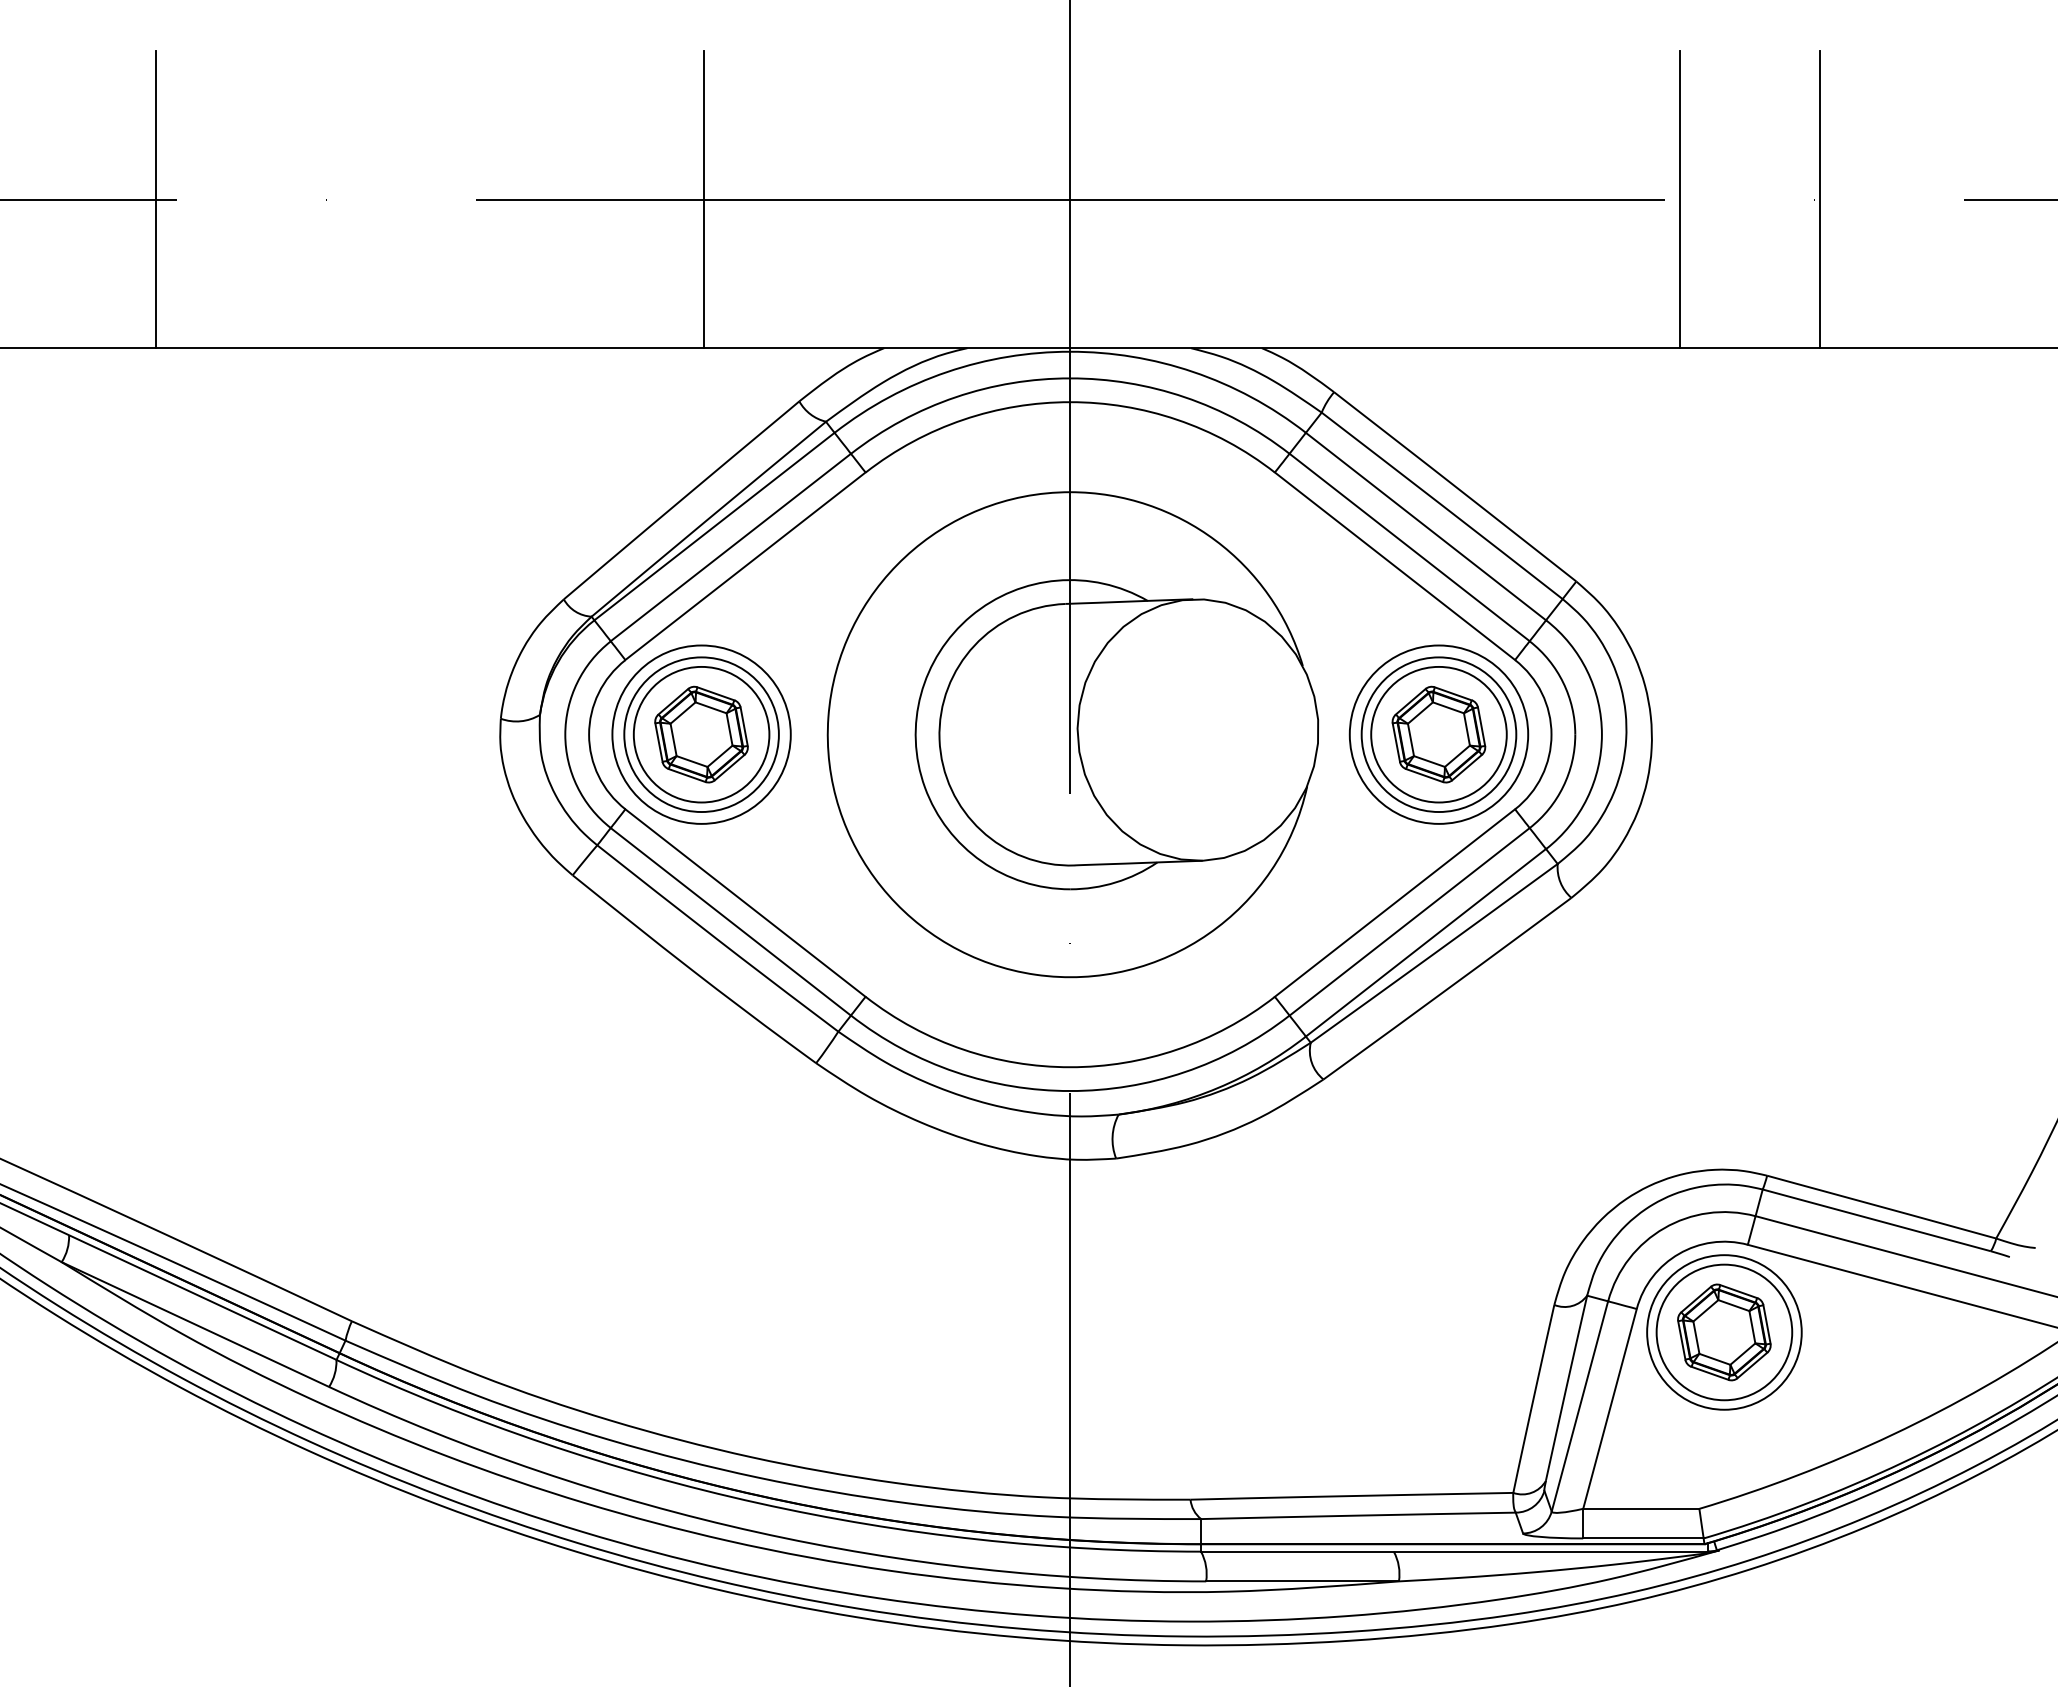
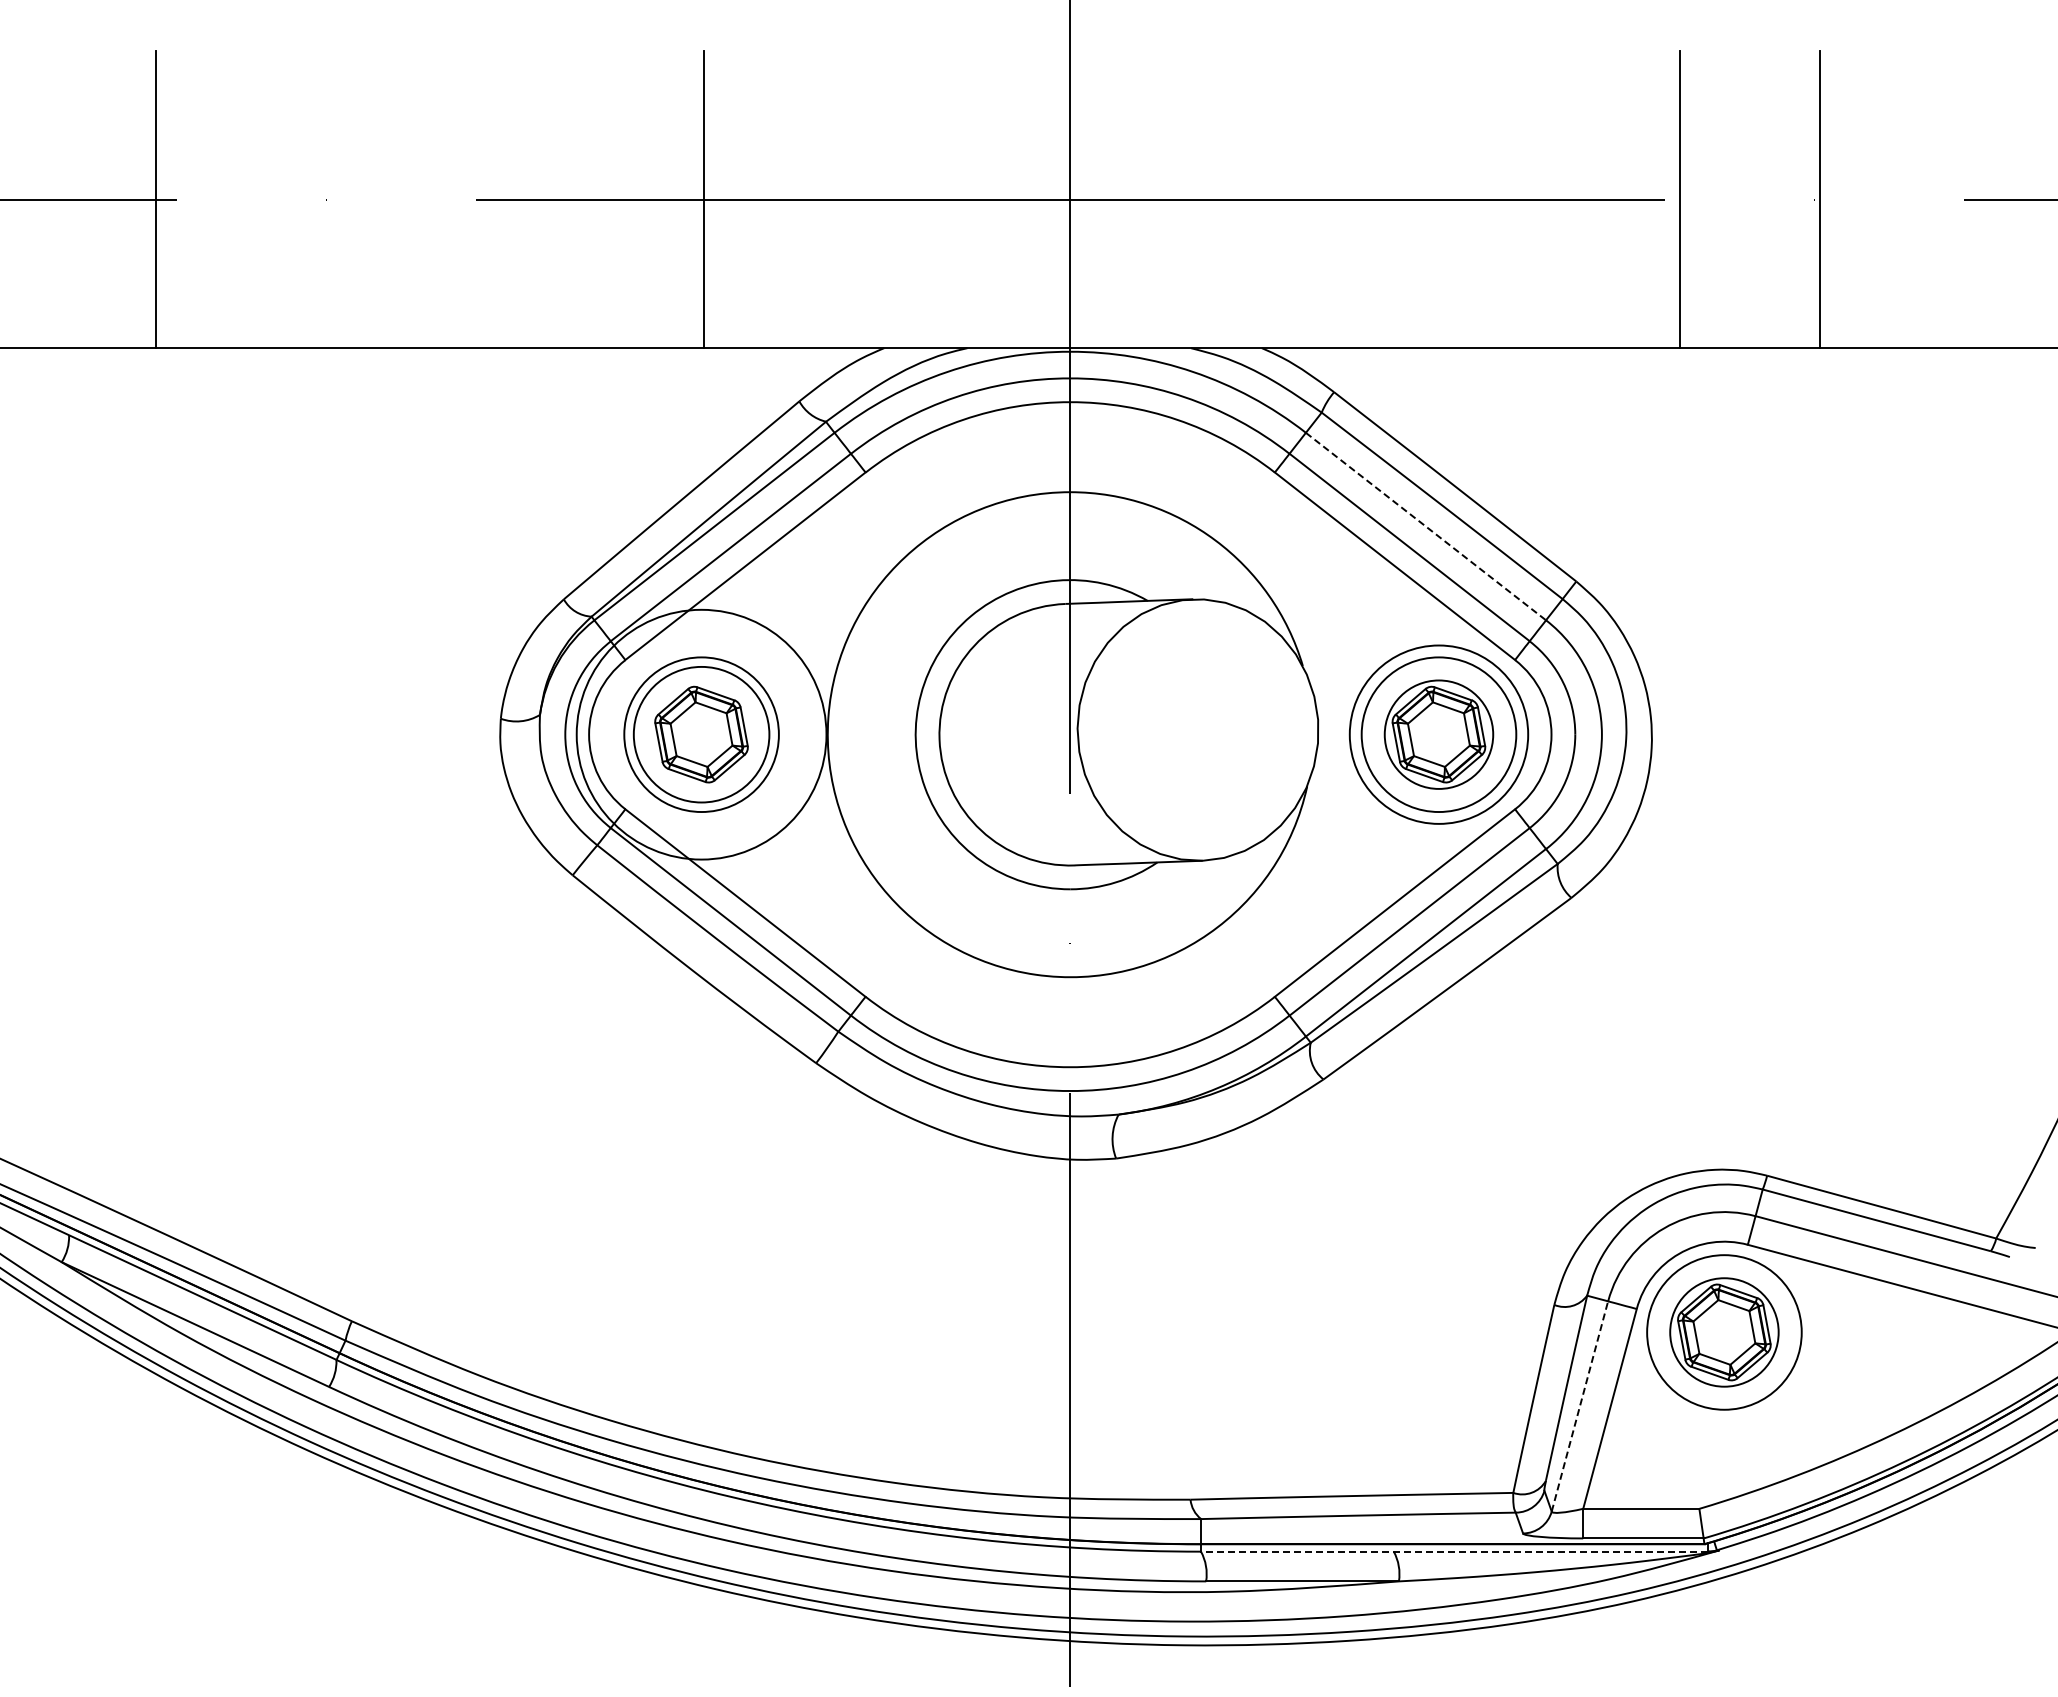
line: solid -> dashed (1426, 526)
circle diameter: 178 px -> 250 px (701, 734)
circle diameter: 136 px -> 108 px (1438, 734)
circle diameter: 136 px -> 108 px (1724, 1332)
line: solid -> dashed (1579, 1406)
line: solid -> dashed (1454, 1551)
